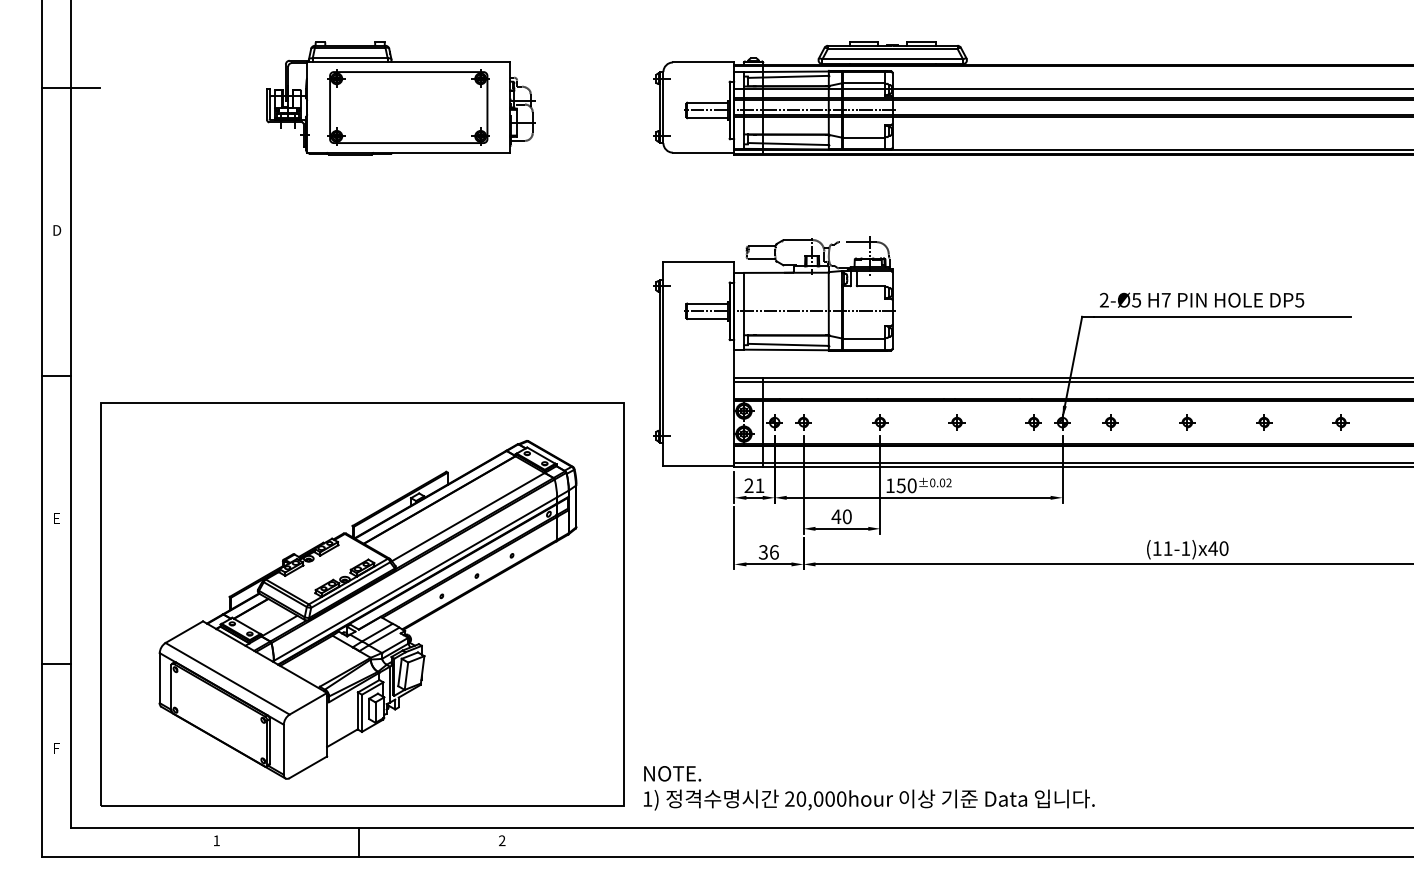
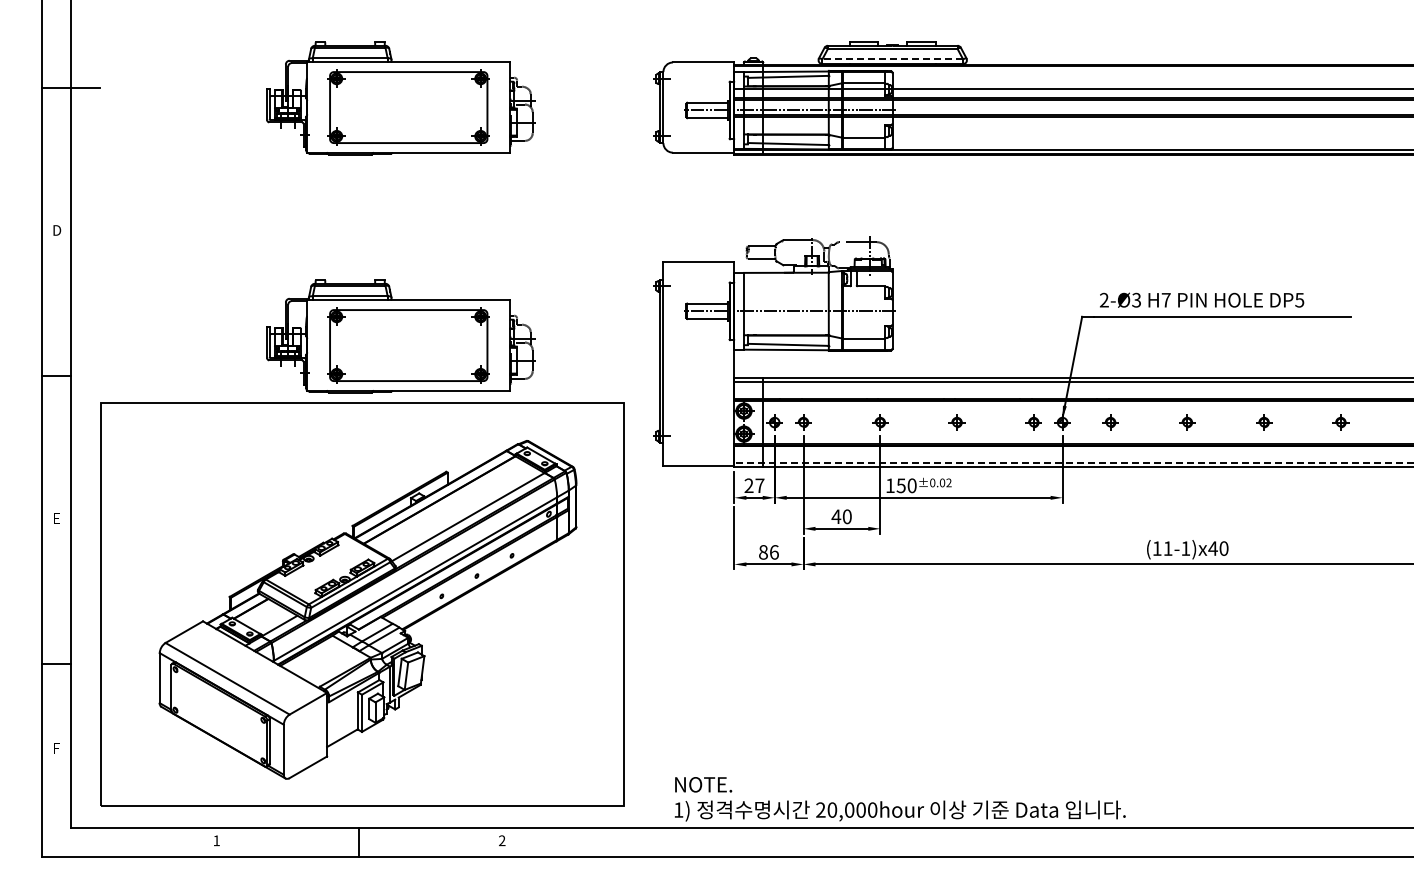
line: solid -> dashed (892, 59)
text: 2-Ø5 -> 2-Ø3 (1136, 299)
part: none -> present (400, 336)
line: solid -> dashed (1074, 462)
text: 21 -> 27 (759, 485)
text: 36 -> 86 (762, 552)
text position: (869, 788) -> (900, 799) (900, 799)
